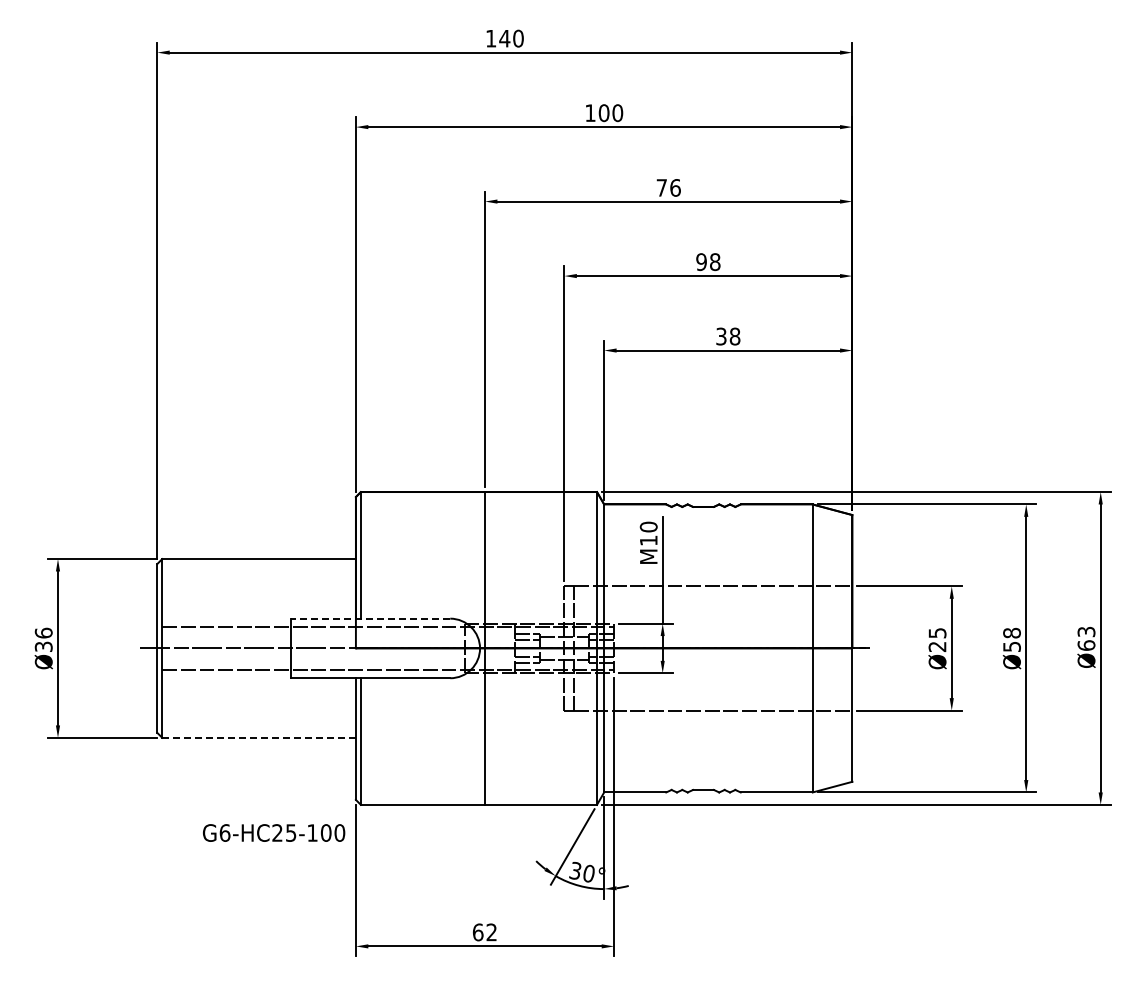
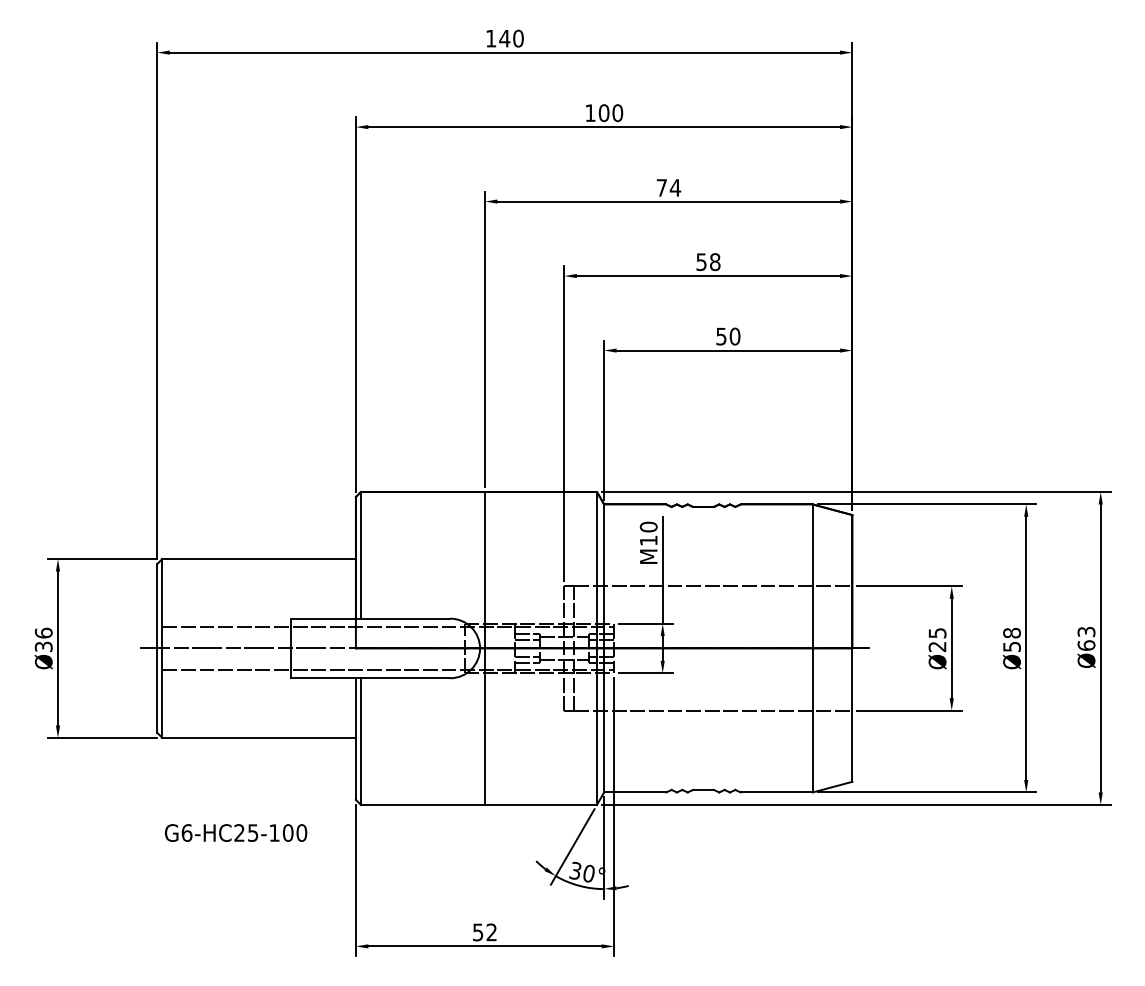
text: 76 -> 74 (675, 187)
text: 98 -> 58 (701, 261)
text: 38 -> 50 (728, 336)
line: dashed -> solid (370, 618)
line: dashed -> solid (259, 737)
text position: (274, 832) -> (236, 832) (236, 832)
text: 62 -> 52 (477, 932)
